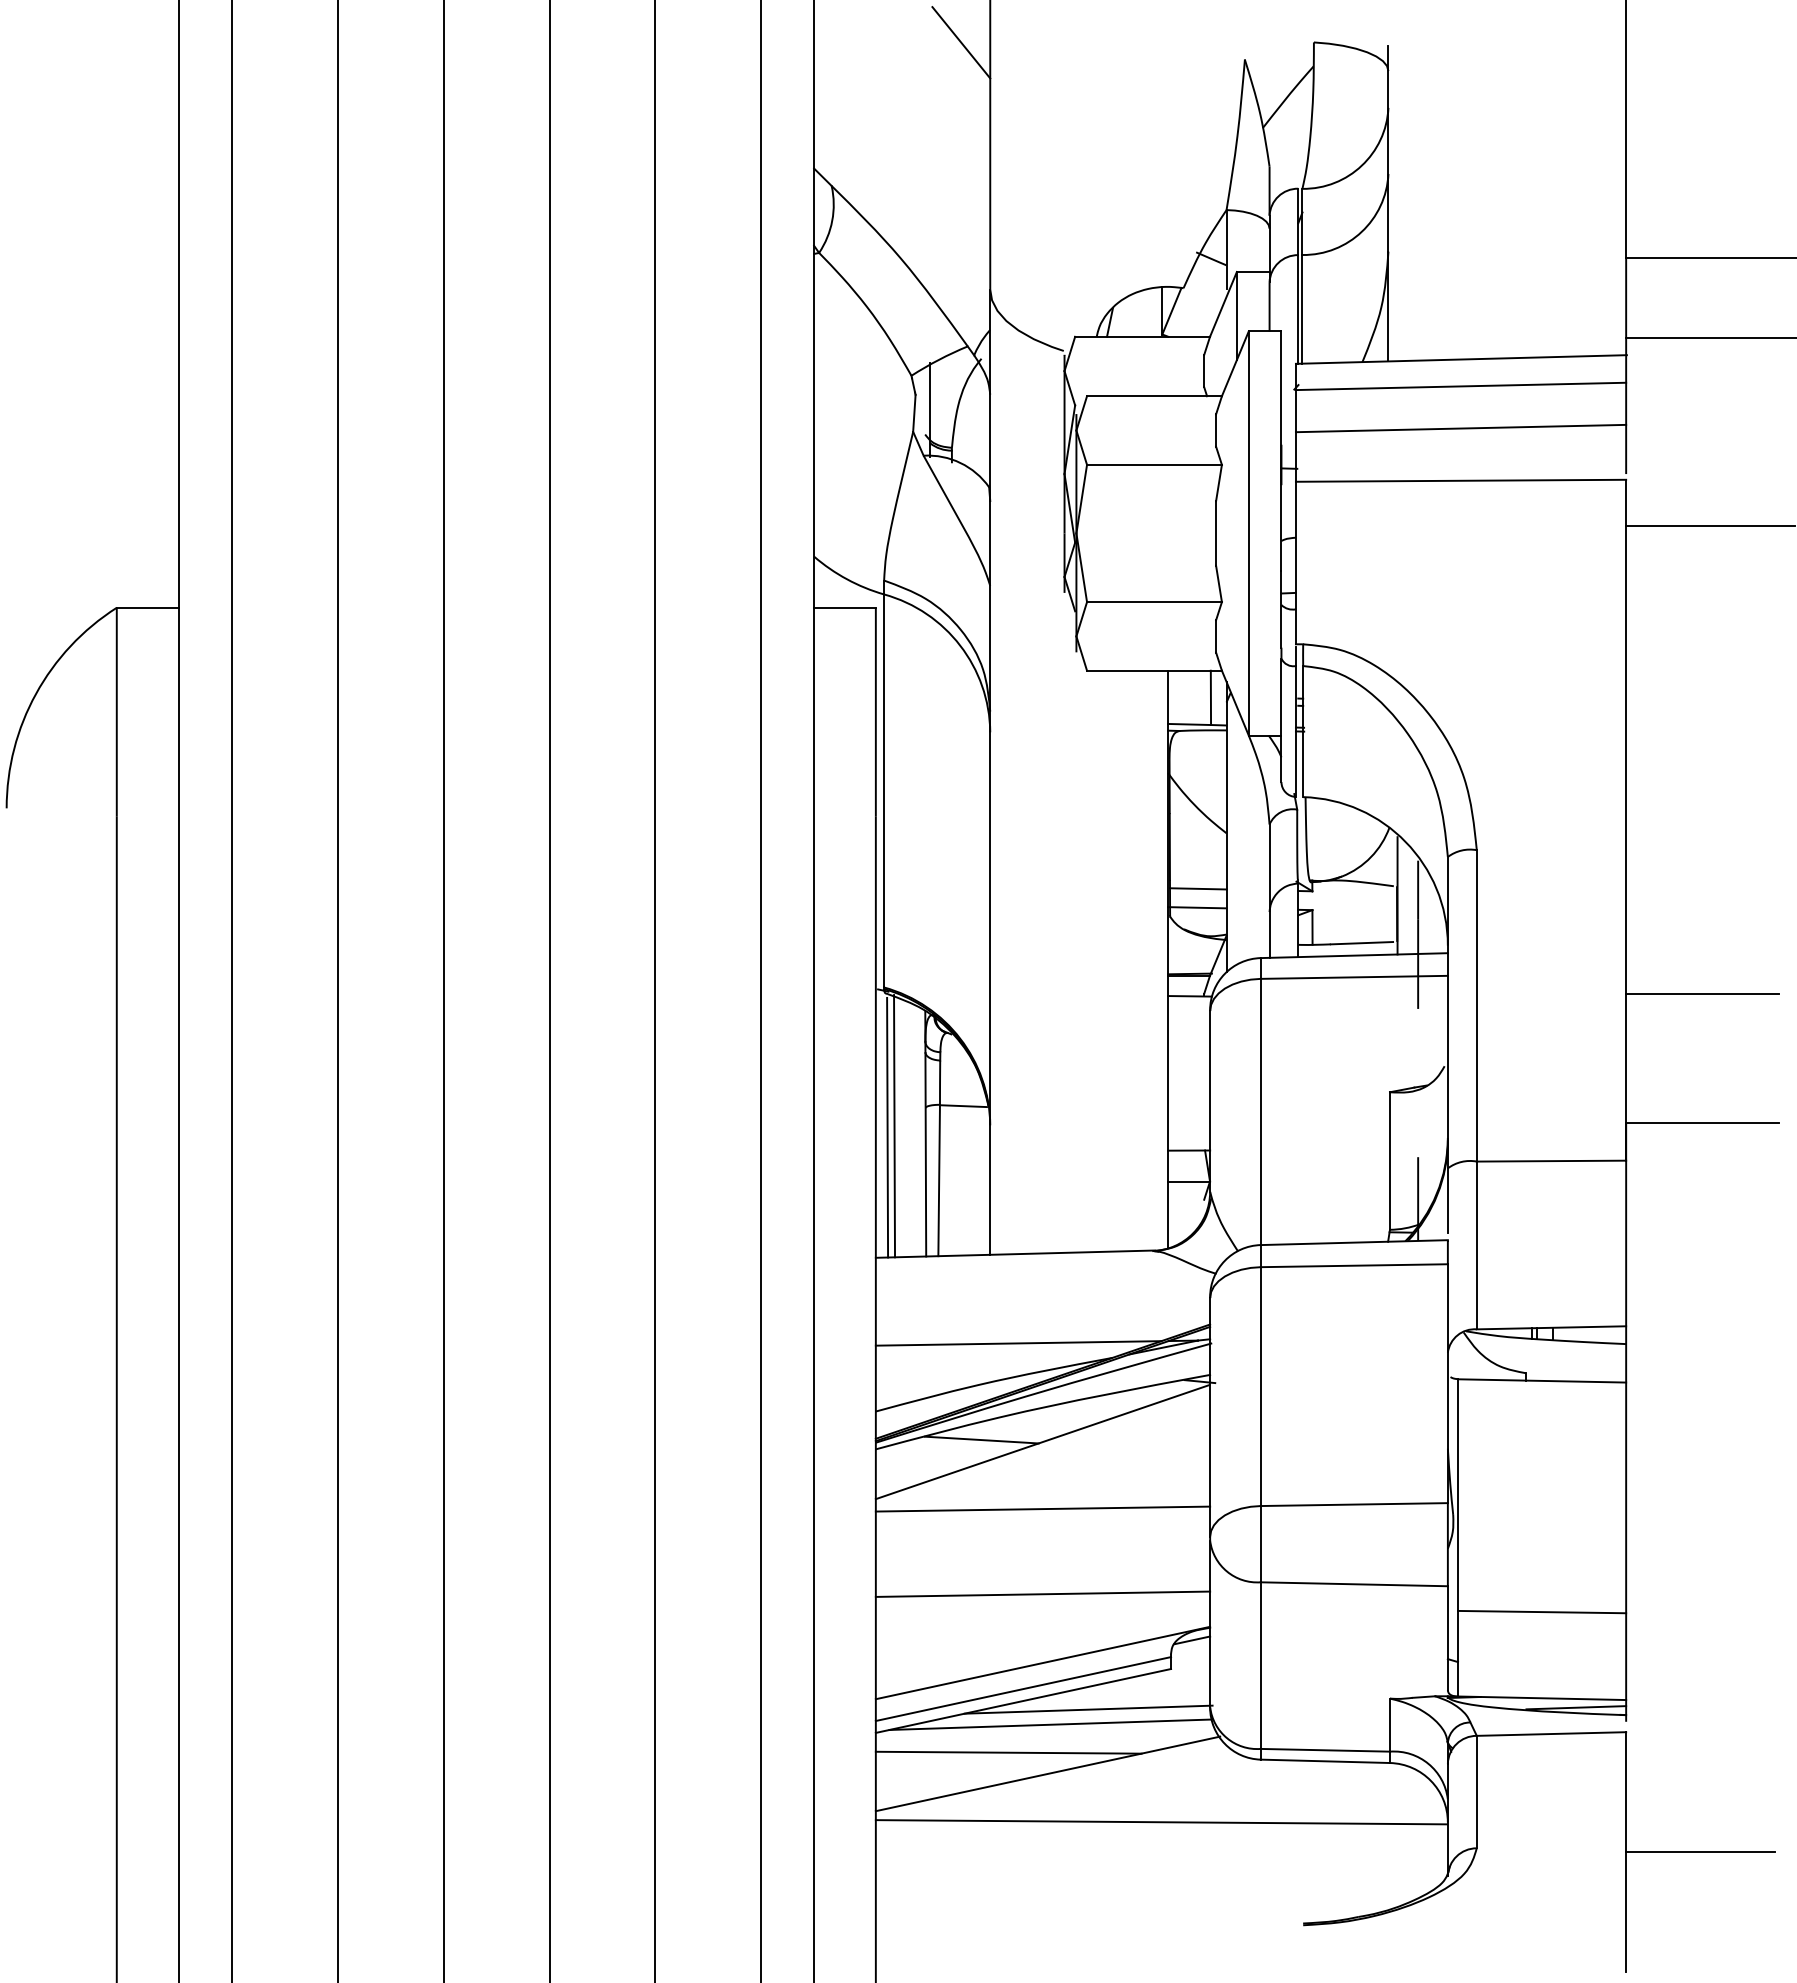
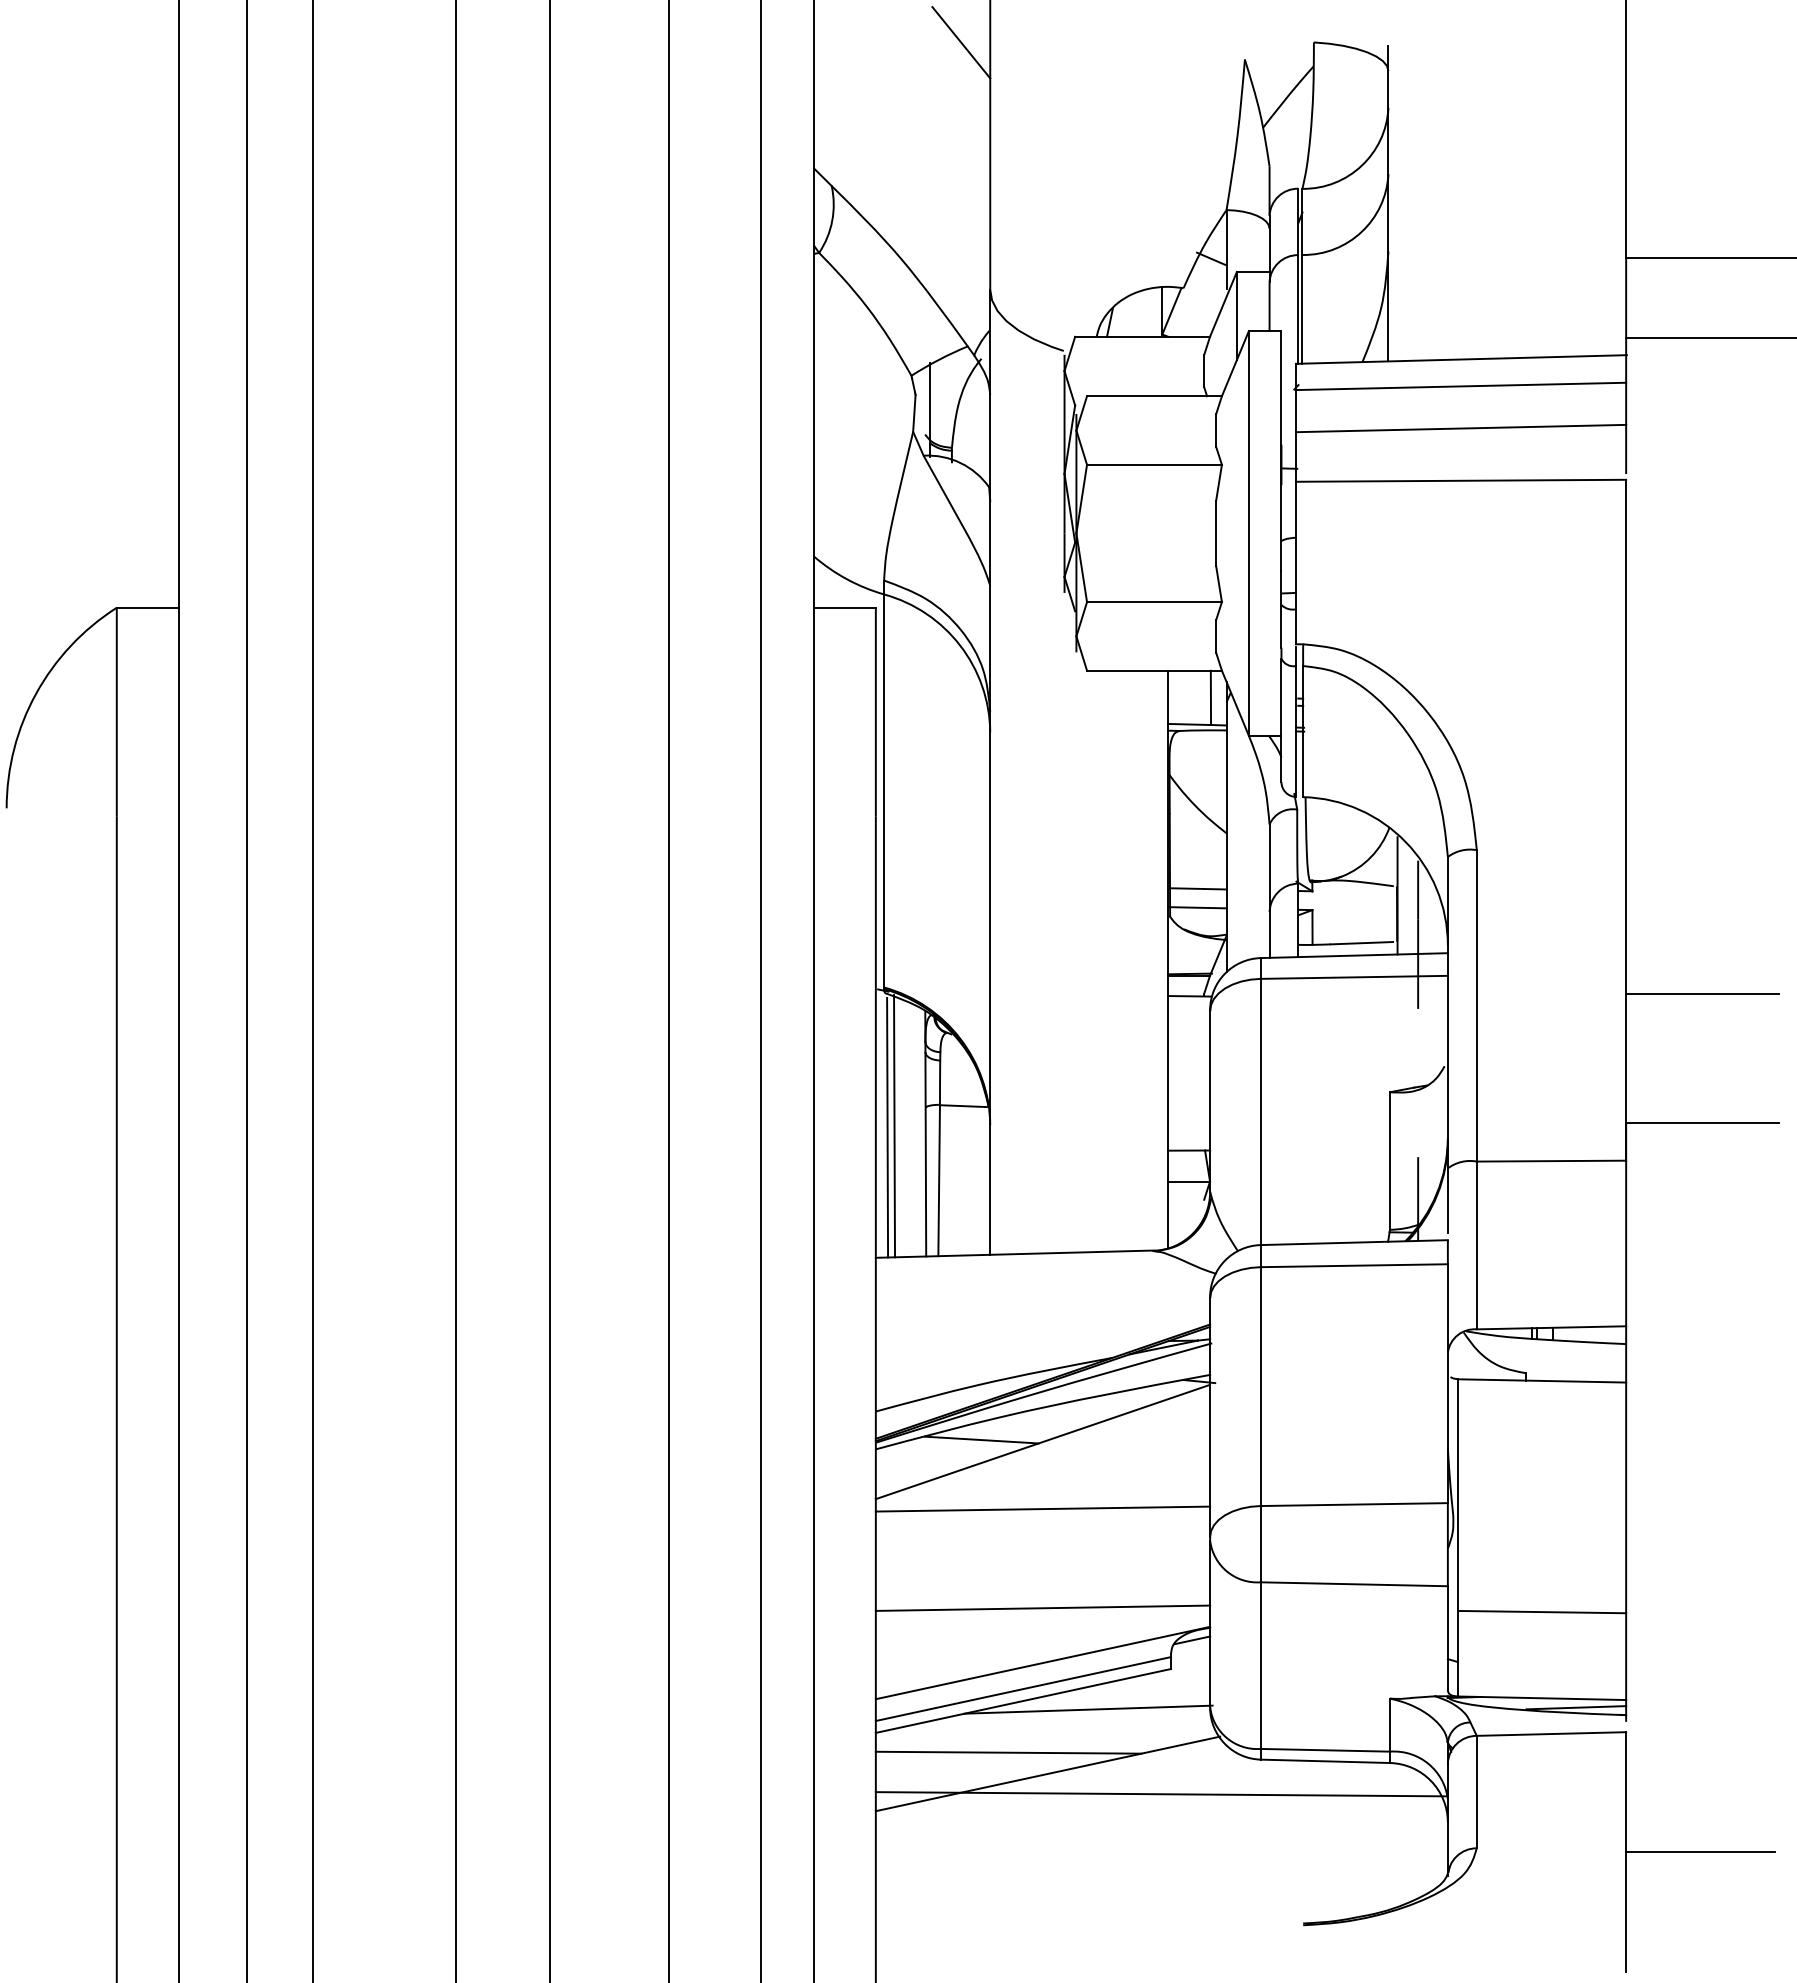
line: present -> none (1709, 526)
line position: (232, 990) -> (247, 990) (247, 990)
line position: (338, 990) -> (313, 990) (313, 990)
line position: (443, 990) -> (455, 990) (455, 990)
line position: (655, 990) -> (669, 990) (669, 990)
line: present -> none (1018, 1343)
line position: (1042, 1593) -> (1042, 1607) (1042, 1607)
line: present -> none (1050, 1724)
line position: (1161, 1822) -> (1161, 1794) (1161, 1794)
